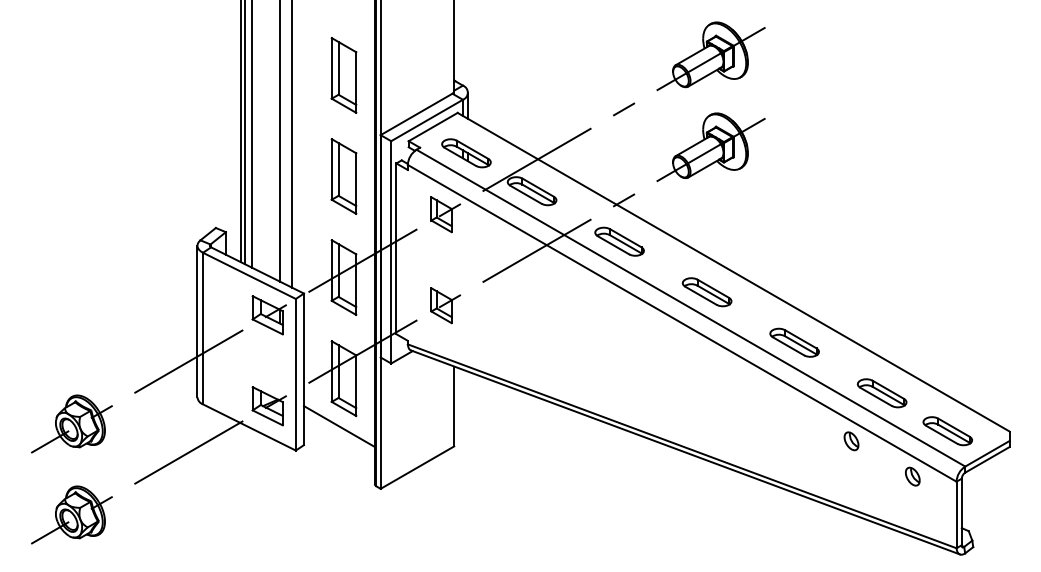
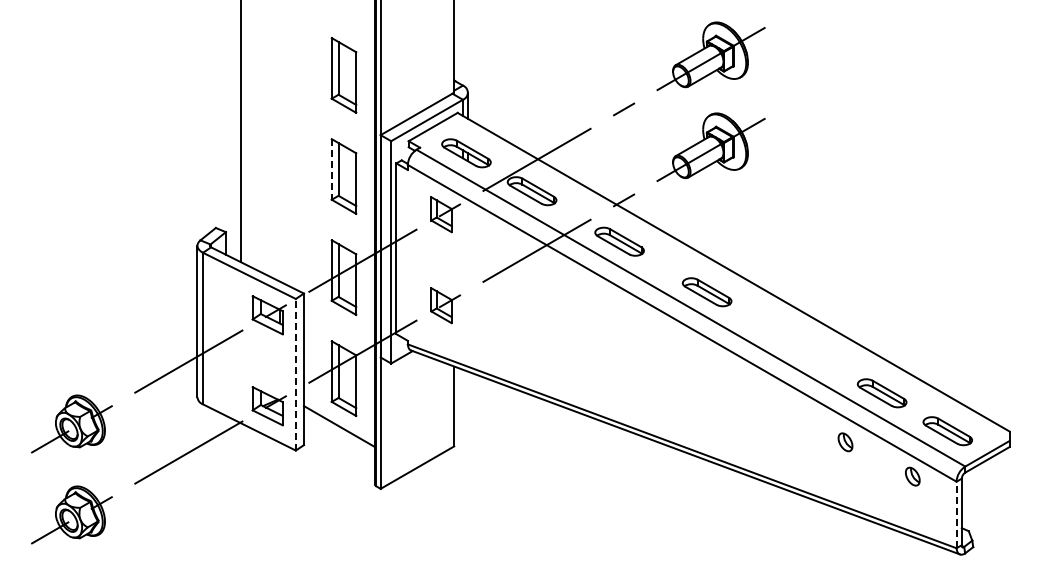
line: present -> none (244, 133)
line: present -> none (252, 134)
line: present -> none (279, 141)
line: present -> none (292, 144)
line: solid -> dashed (331, 169)
part: present -> none (794, 342)
line: solid -> dashed (295, 374)
part position: (851, 441) -> (845, 442) (845, 442)
line: solid -> dashed (956, 514)
